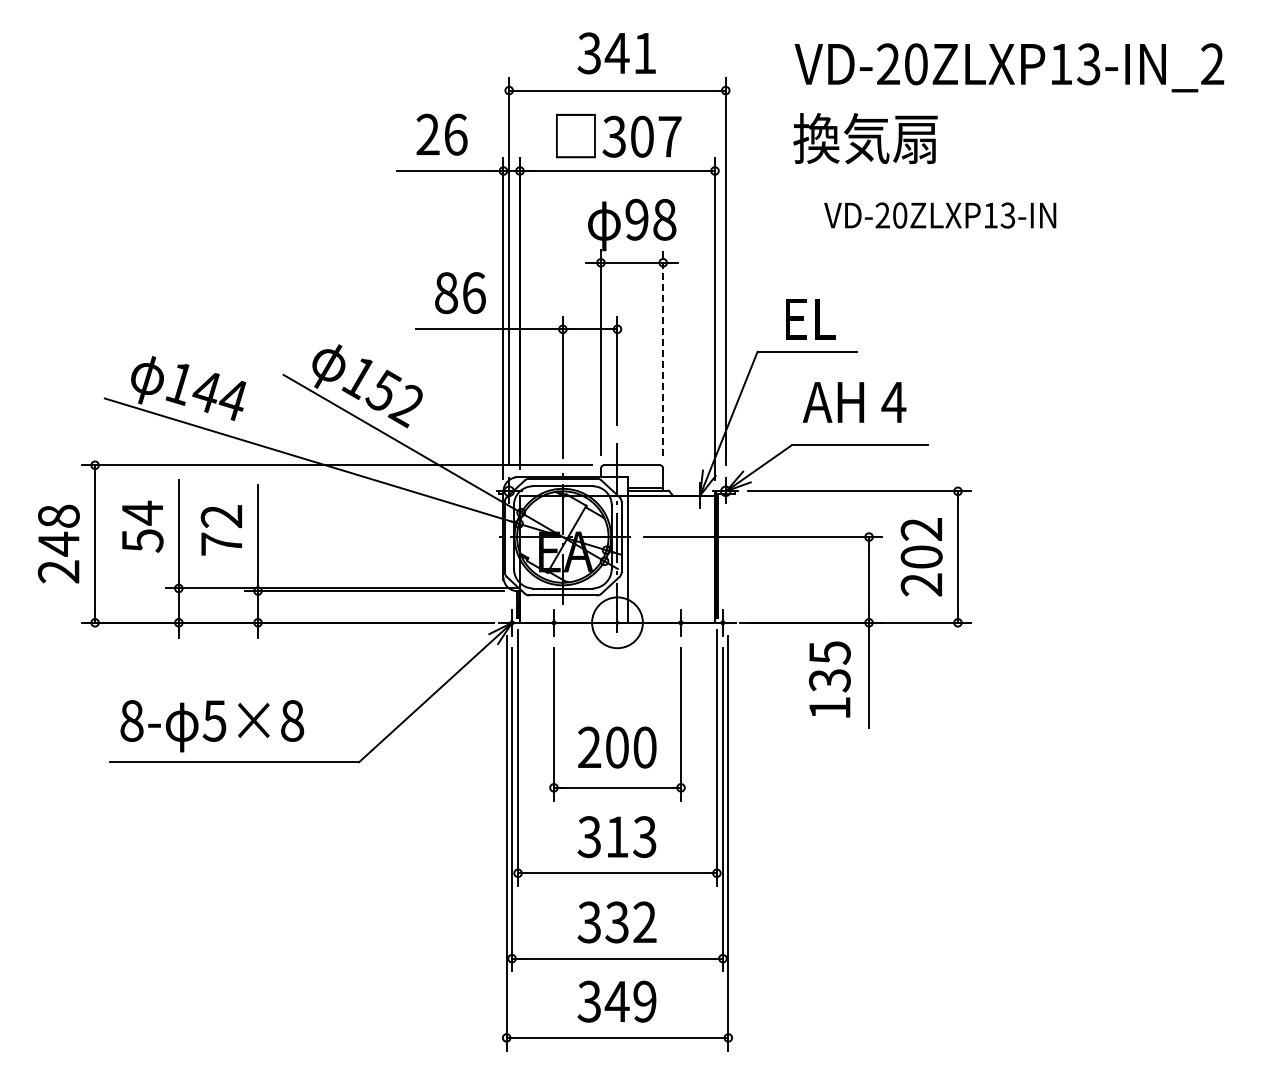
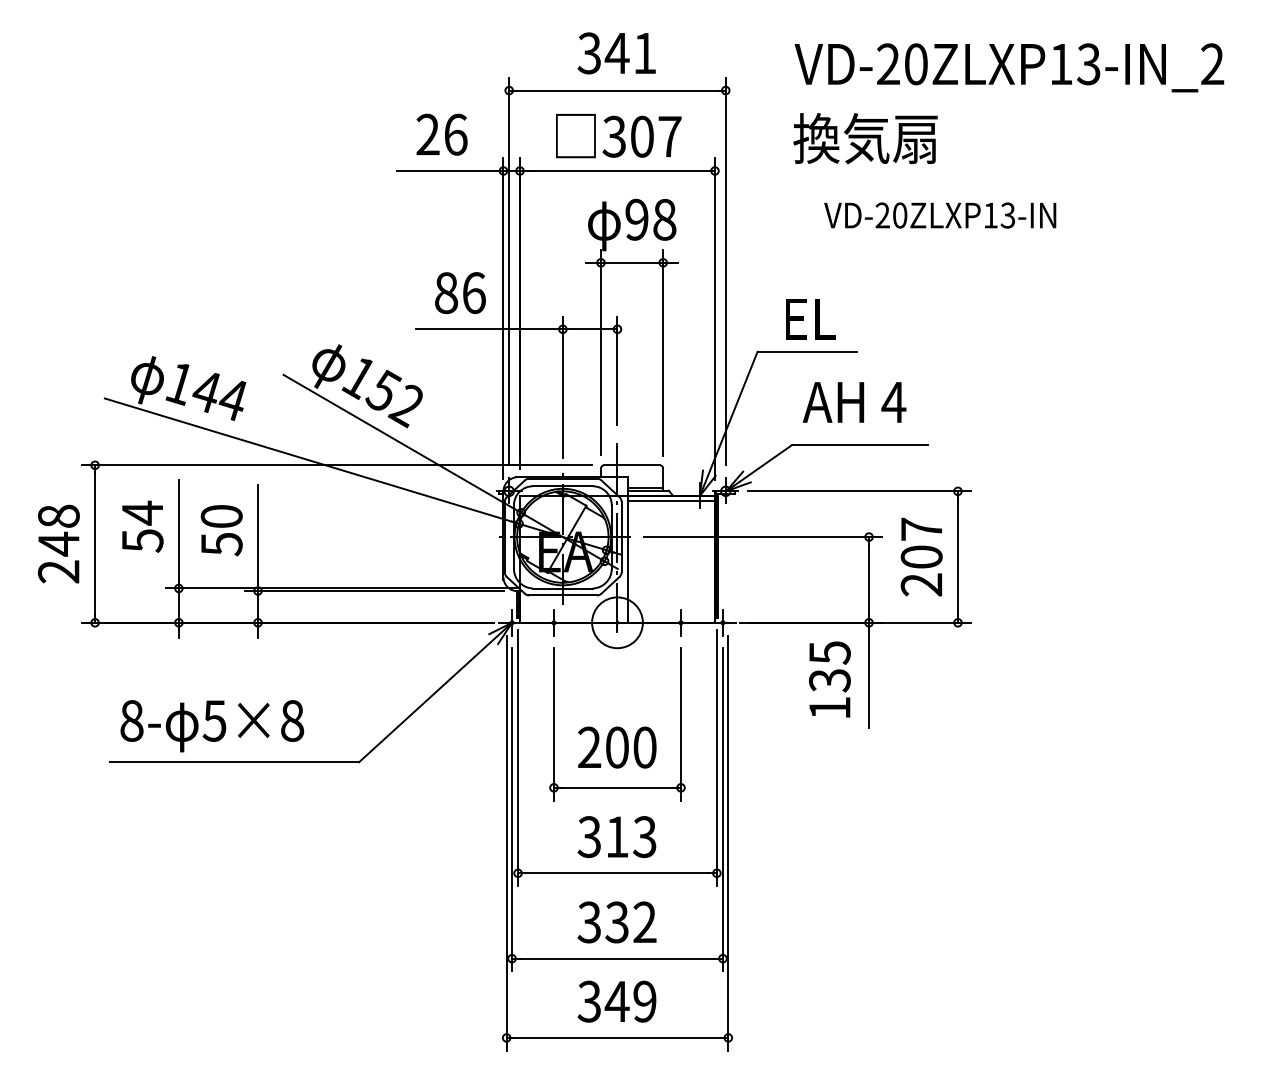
line: dashed -> solid (663, 352)
line: none -> present (670, 500)
text: 202 -> 207 (921, 528)
text: 72 -> 50 (221, 530)
